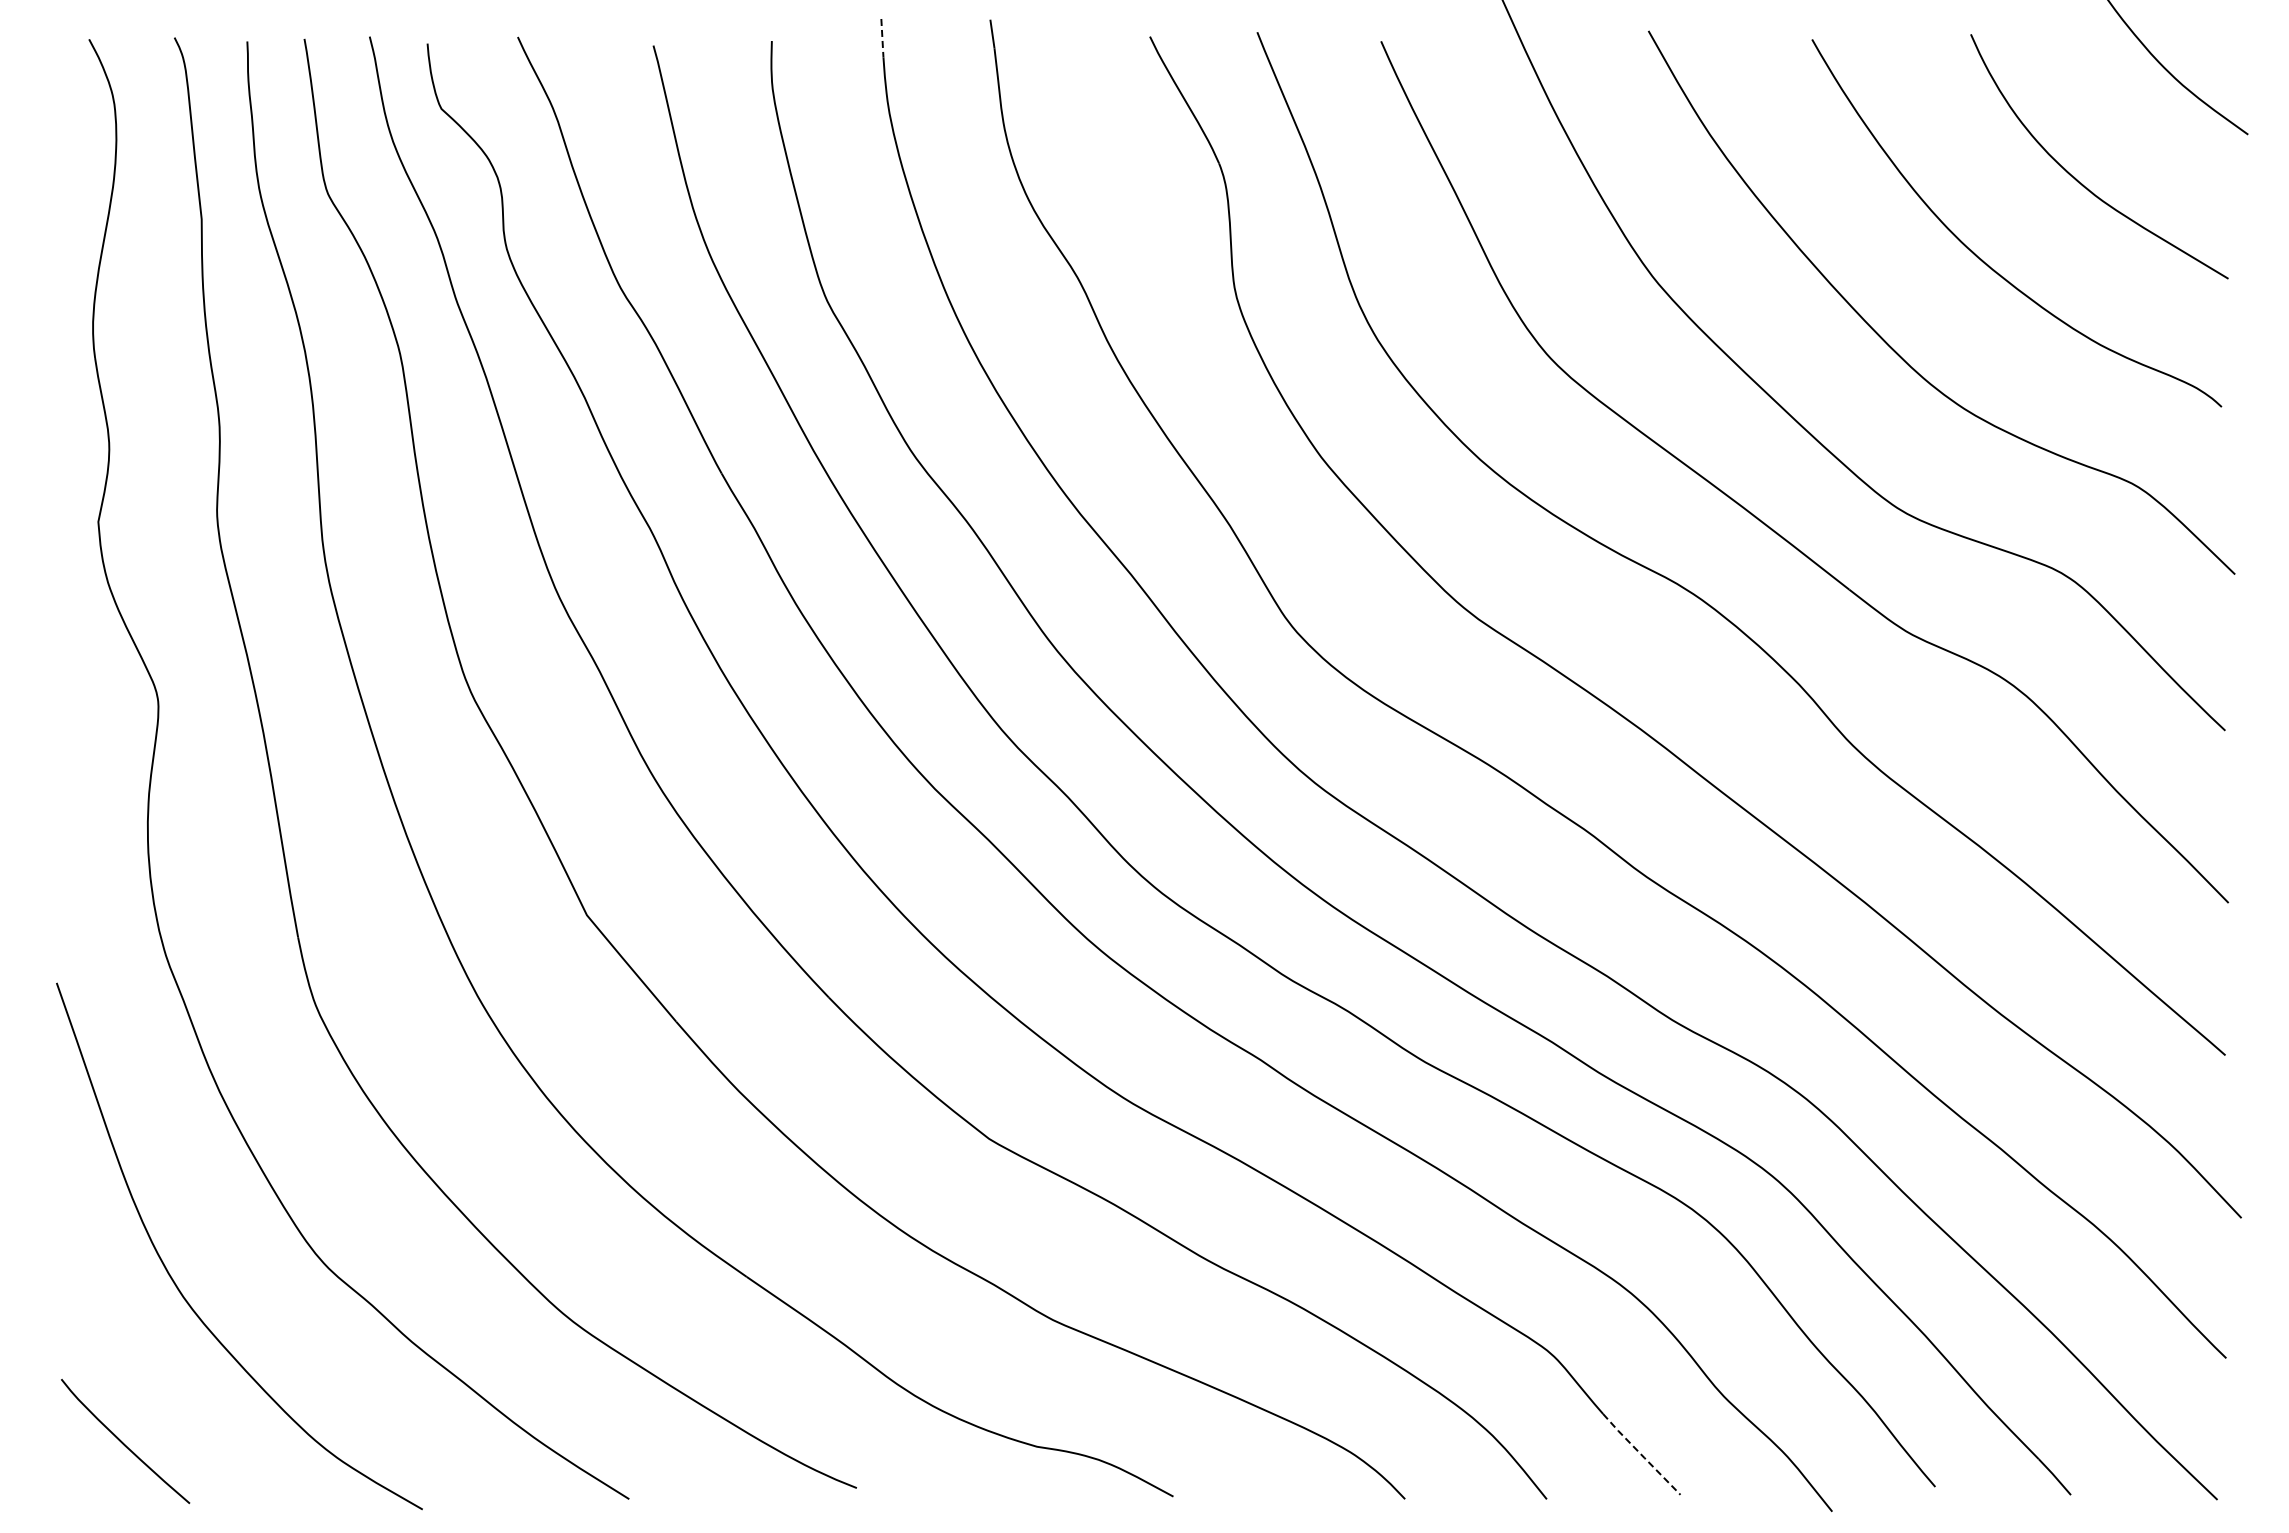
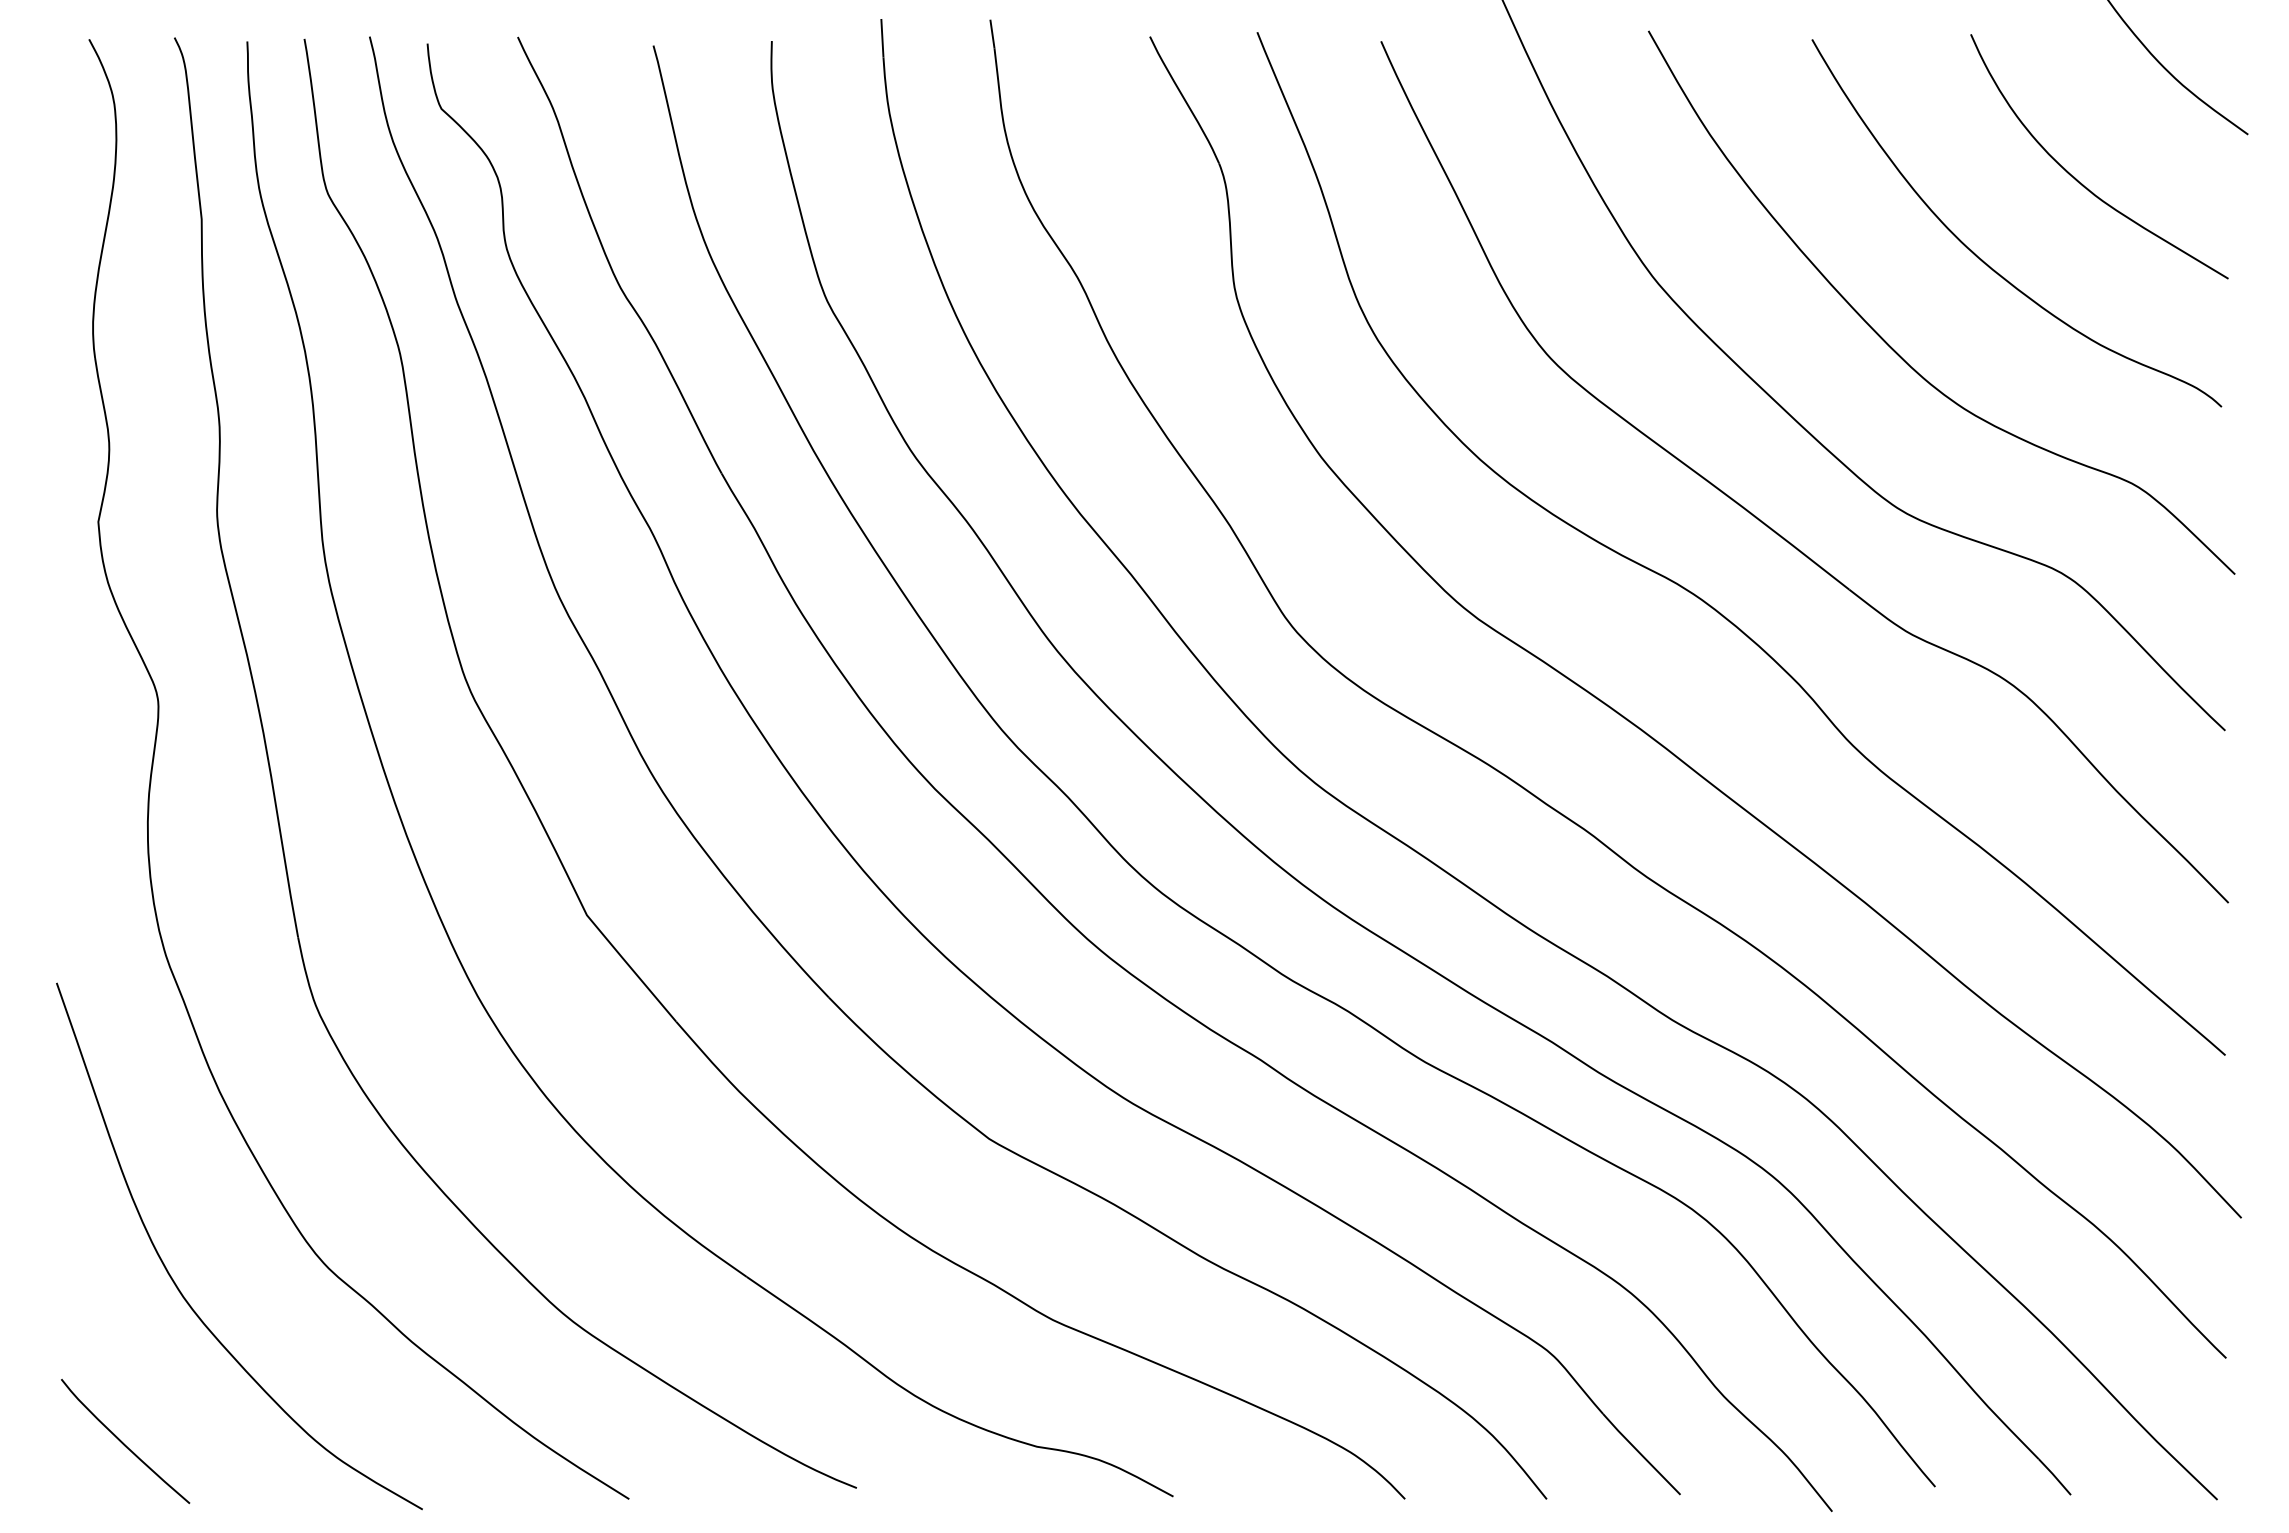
line: dashed -> solid (882, 38)
line: dashed -> solid (1641, 1455)
